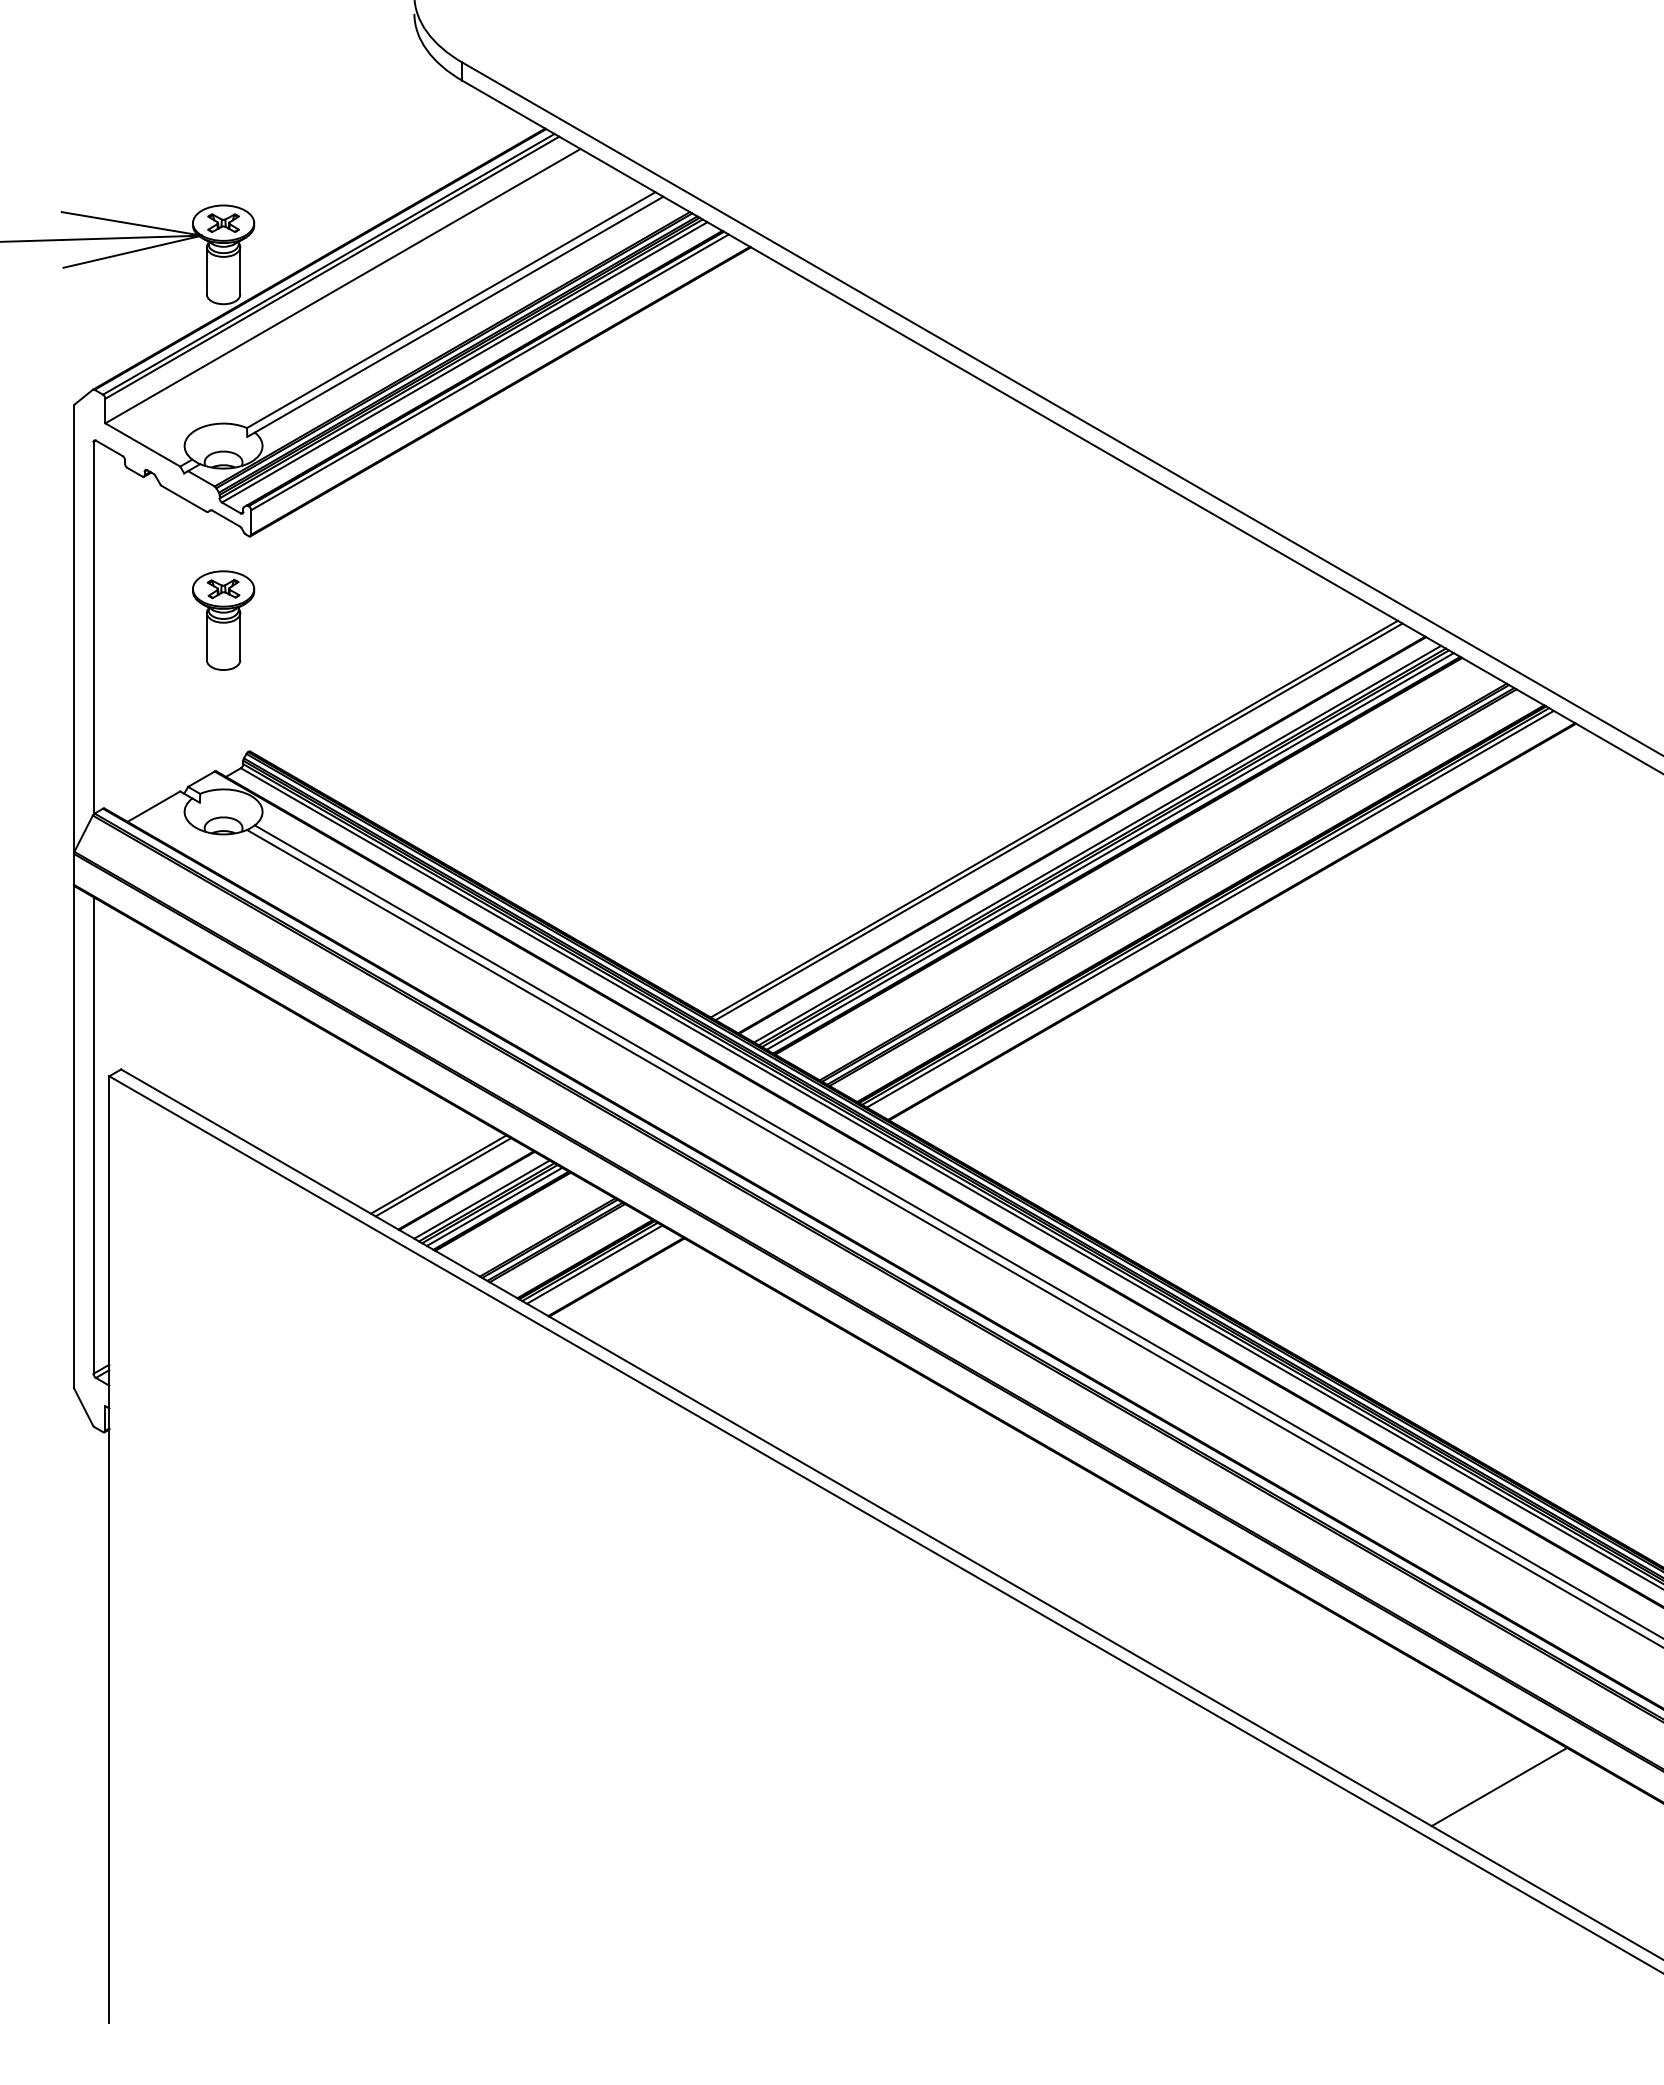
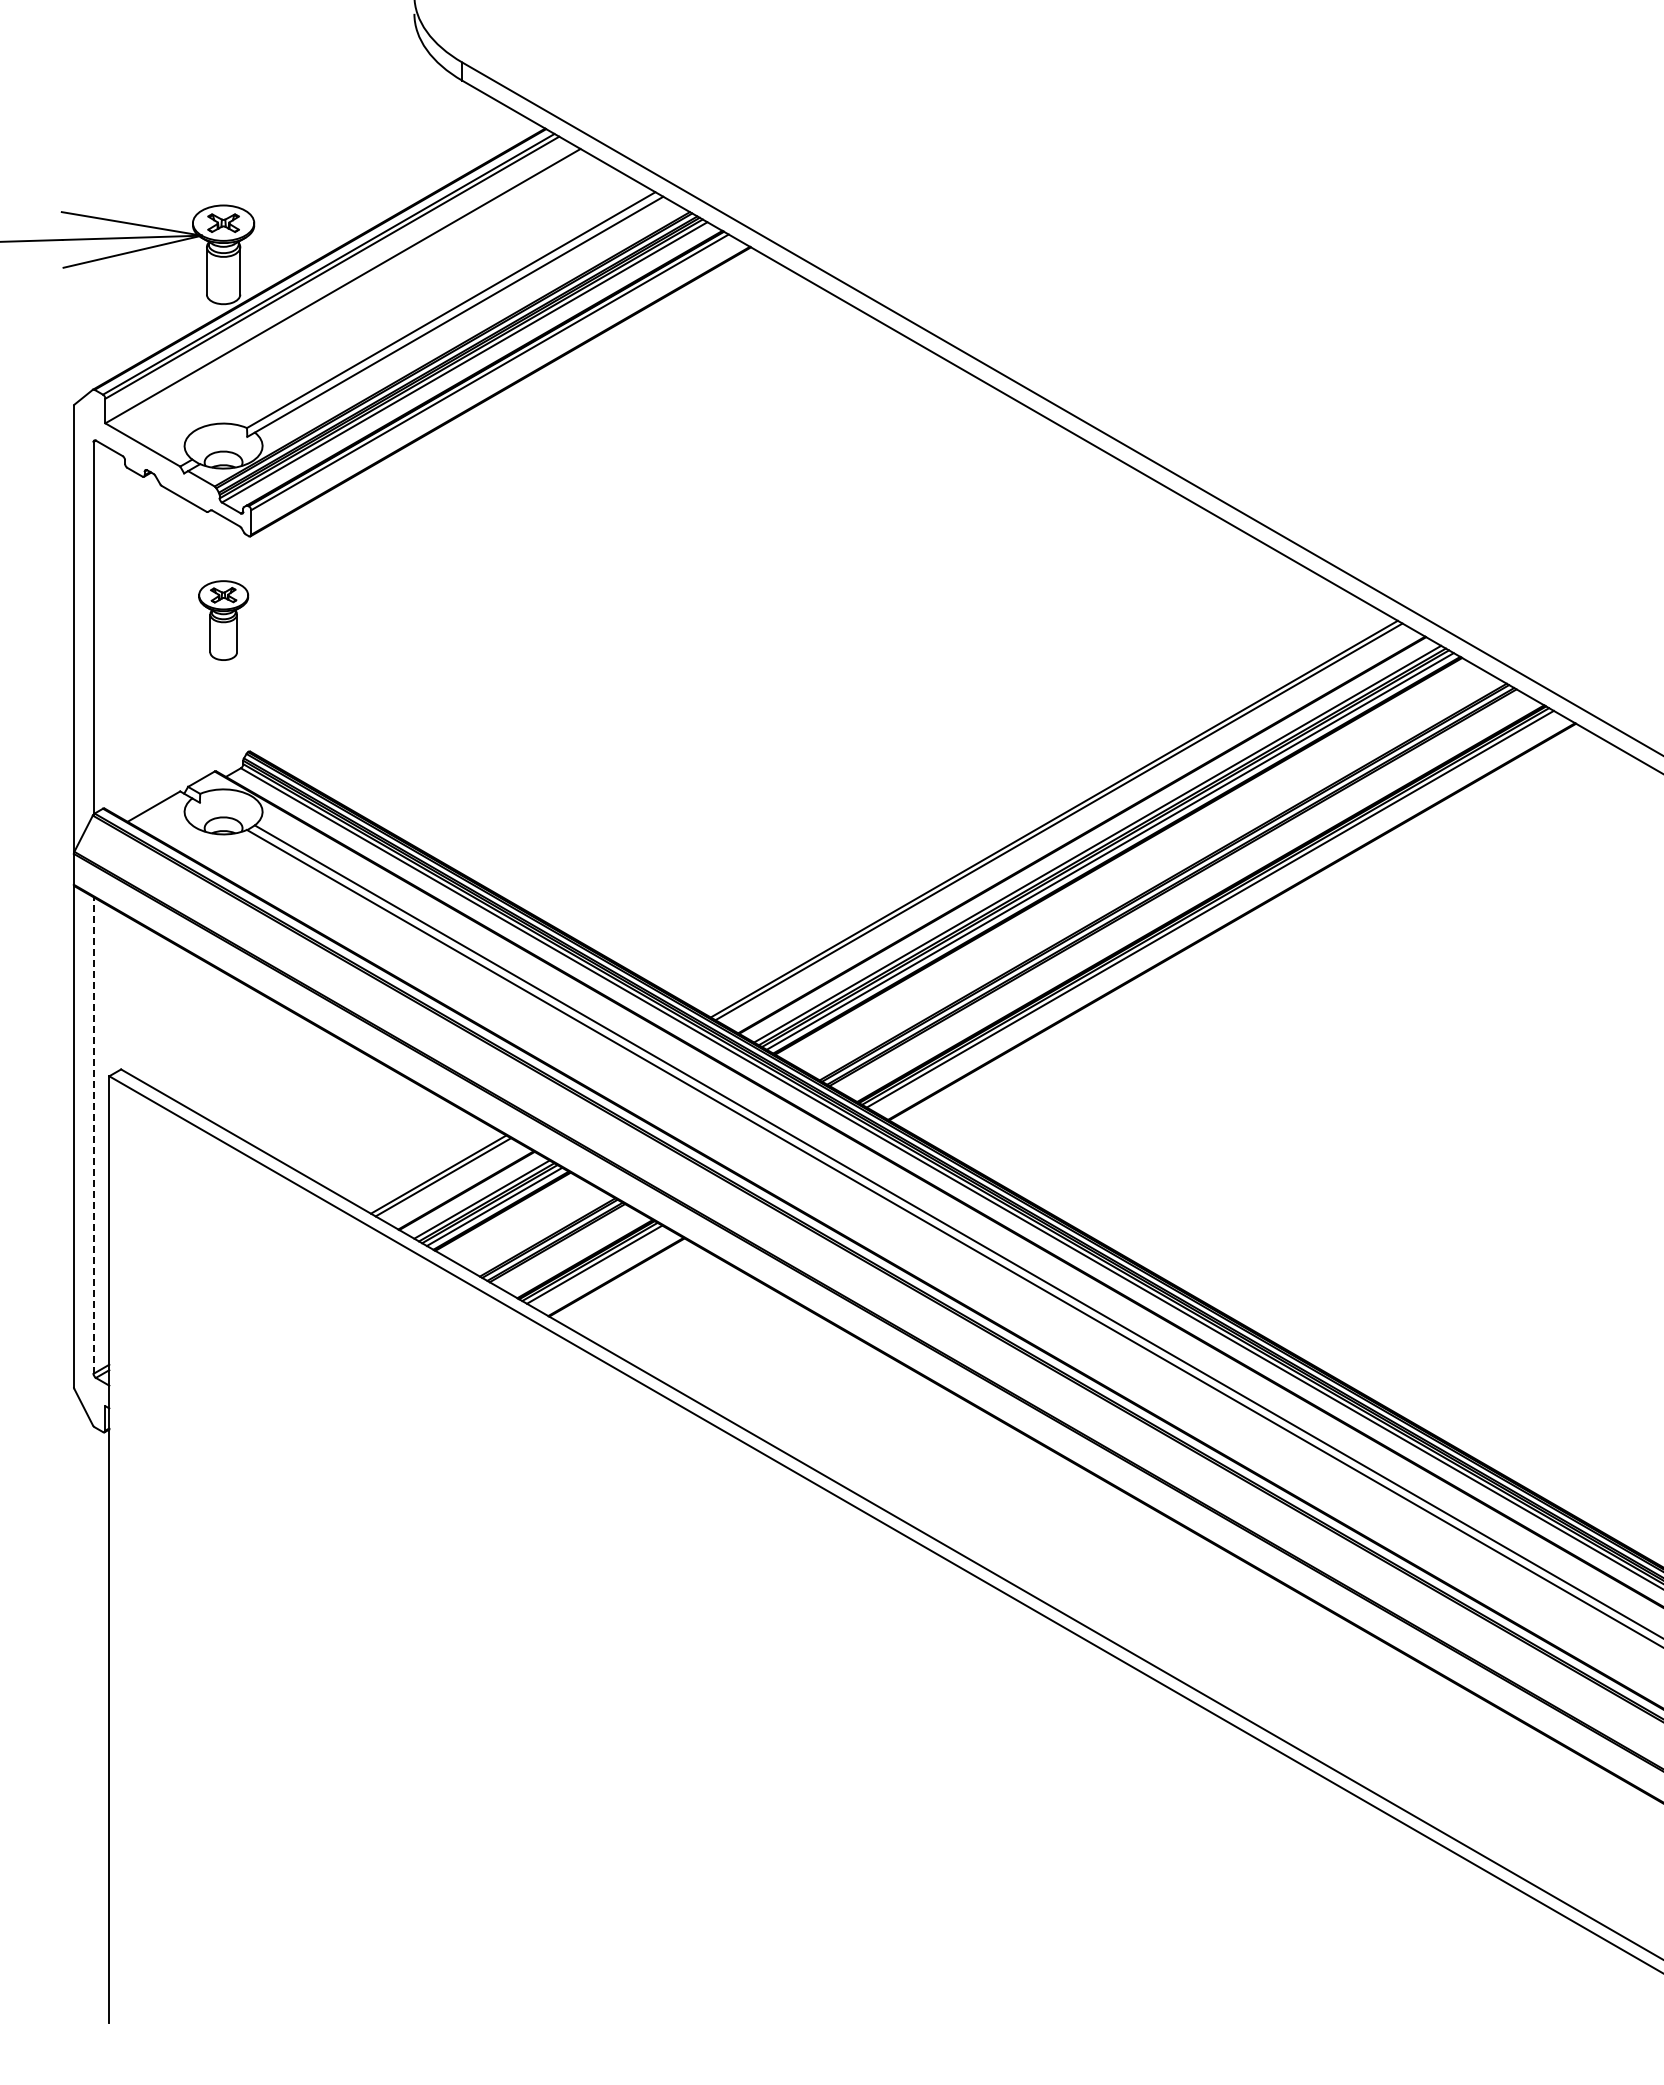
part size: 64x101 px -> 52x81 px (223, 620)
line: solid -> dashed (93, 1135)
line: present -> none (1499, 1786)
